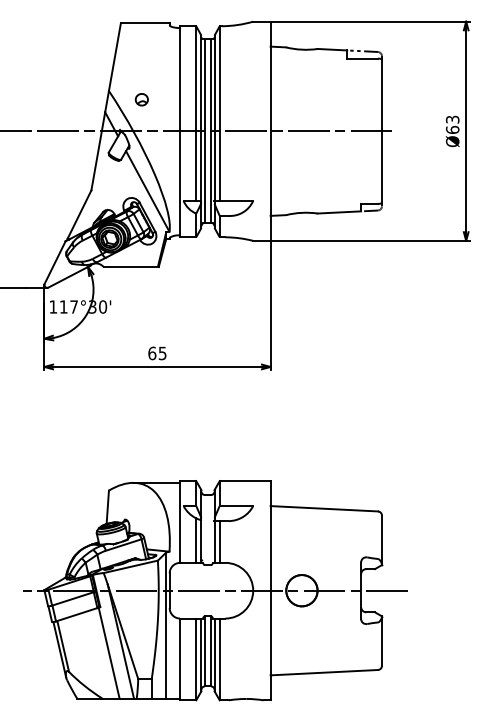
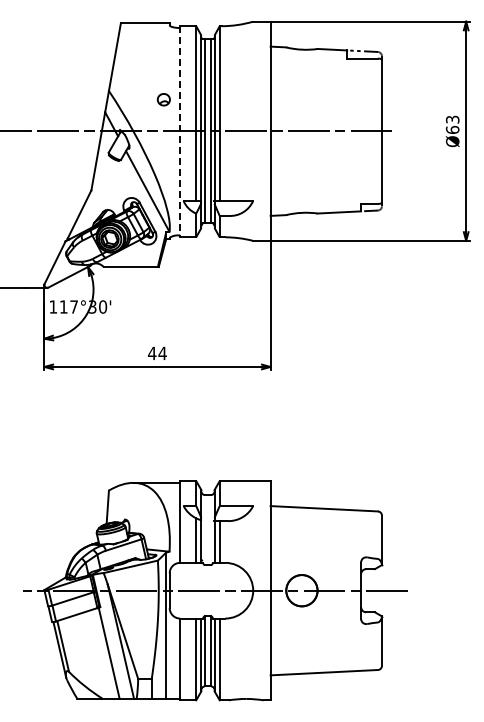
part position: (141, 99) -> (163, 99) (163, 99)
line: solid -> dashed (180, 131)
text: 65 -> 44 (157, 353)
